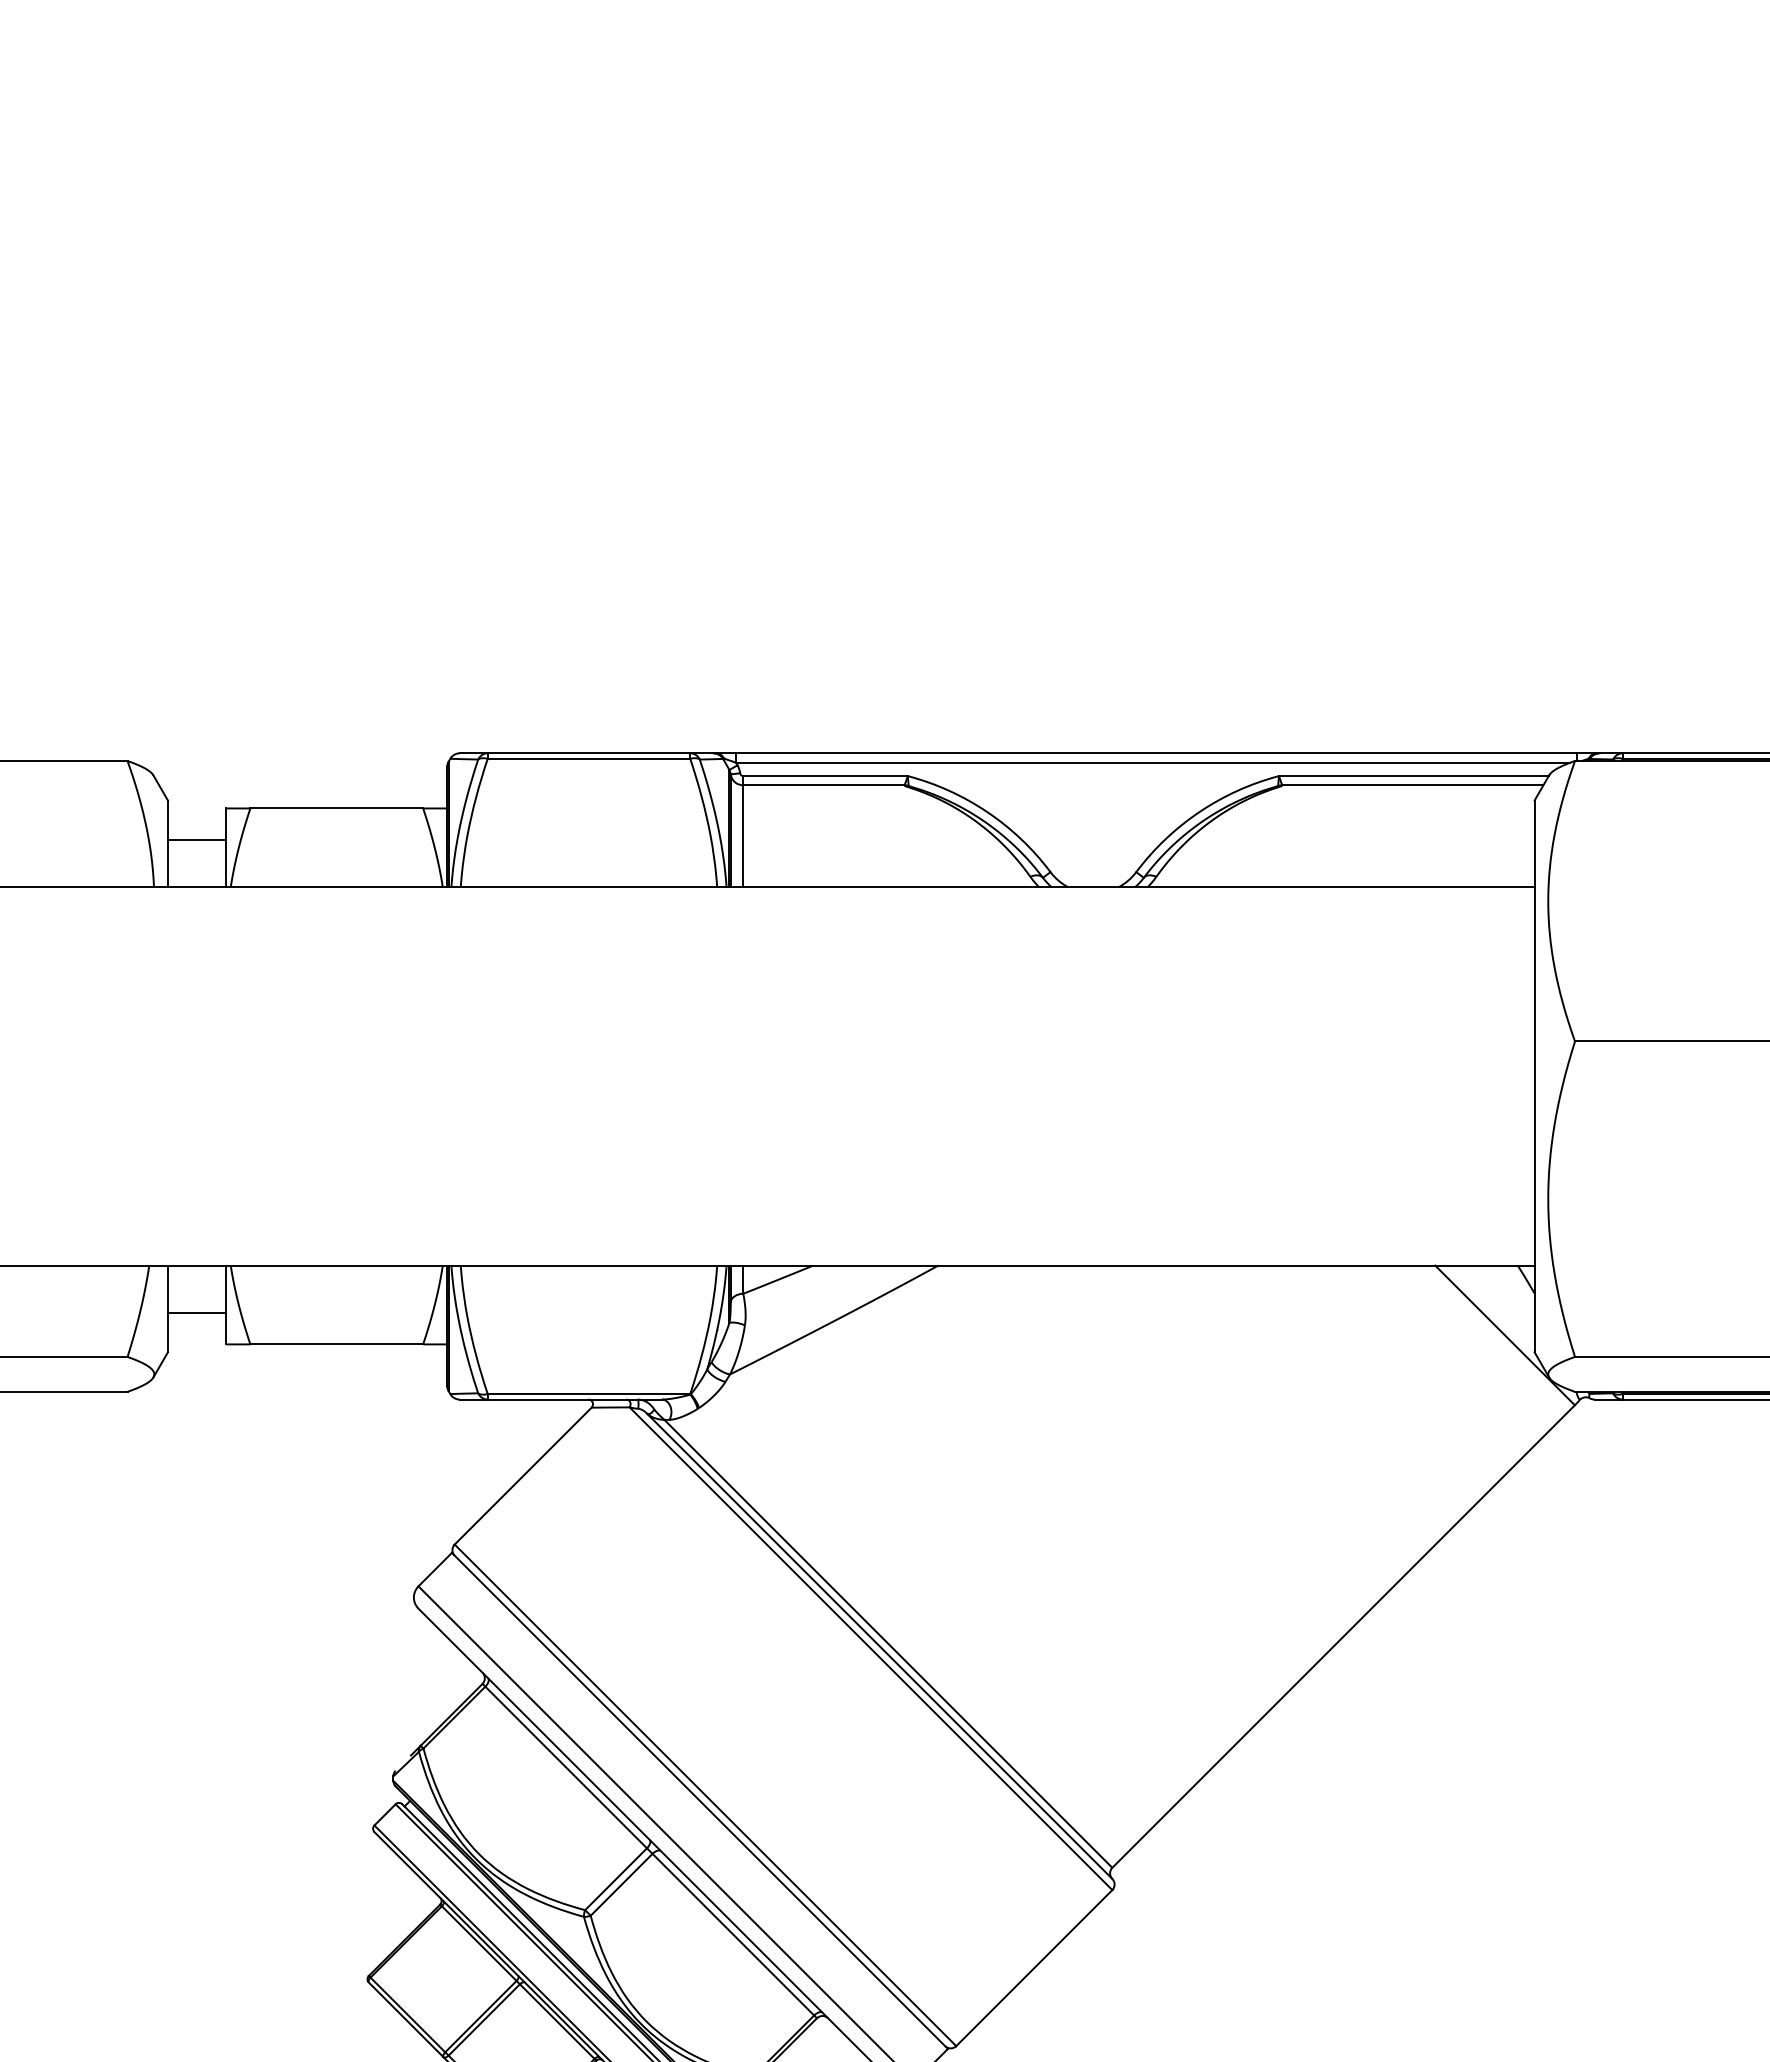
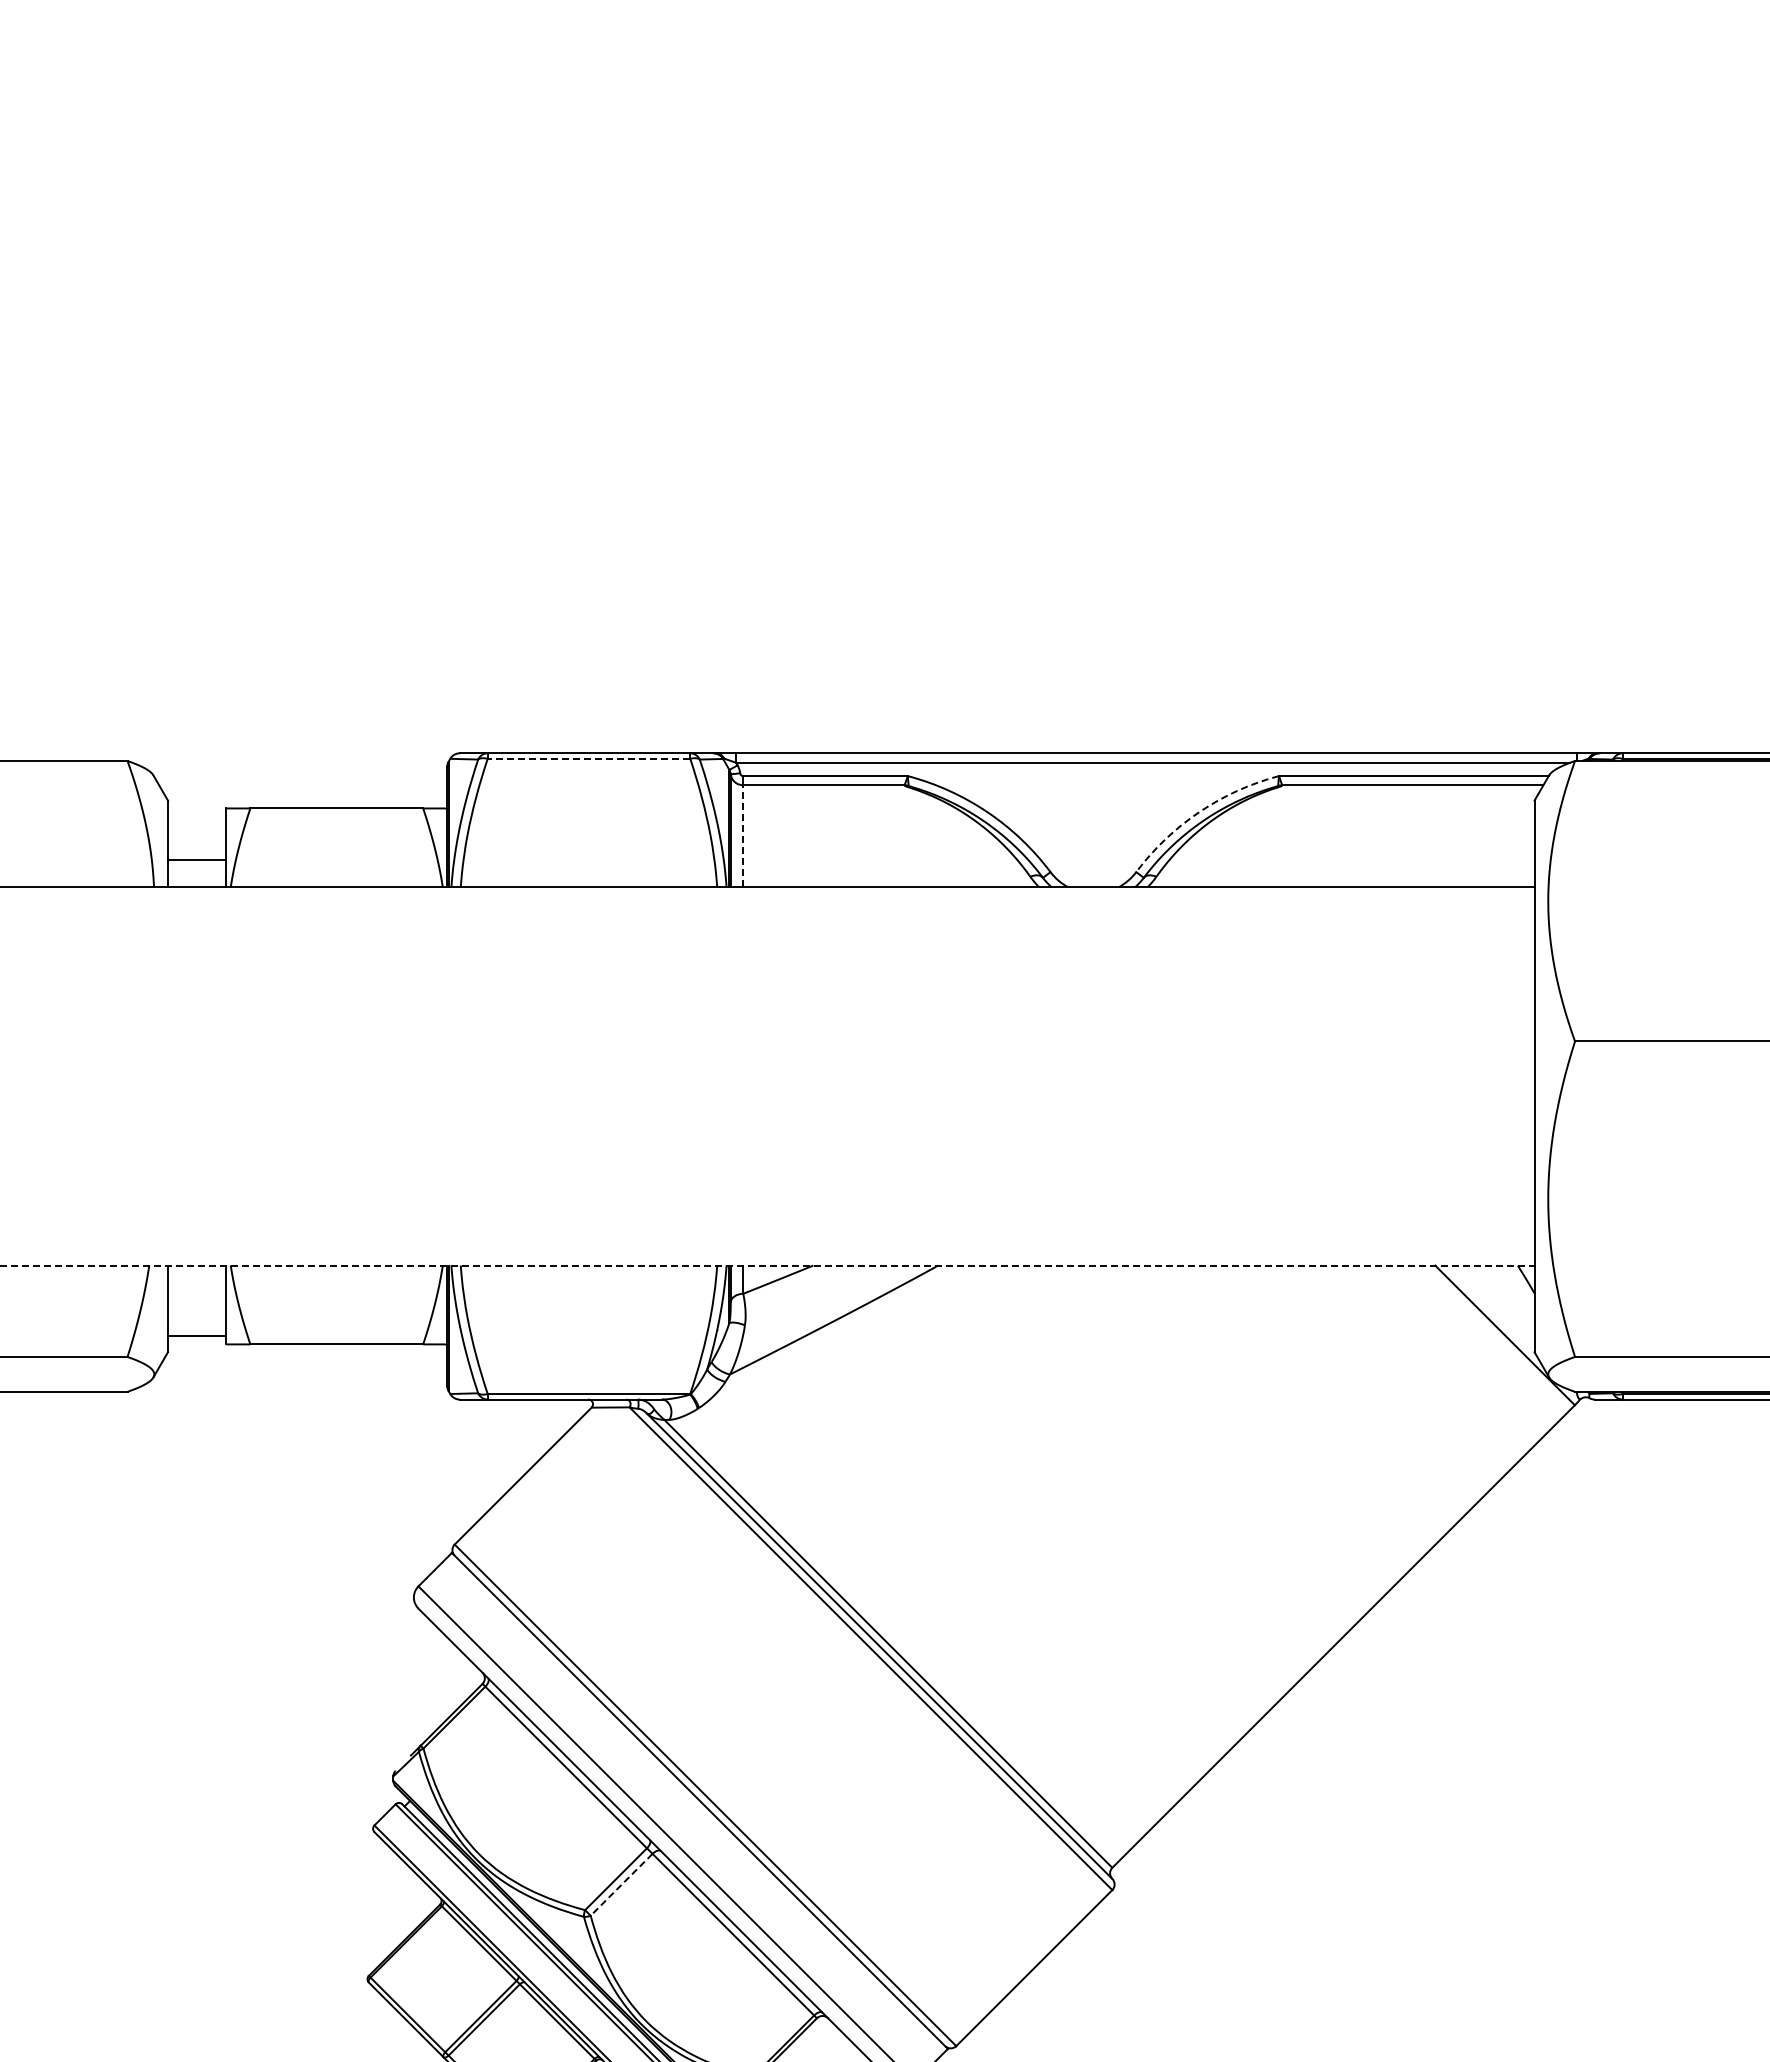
line: solid -> dashed (588, 758)
arc: solid -> dashed (1199, 812)
line: solid -> dashed (743, 836)
line position: (196, 839) -> (196, 859) (196, 859)
line: solid -> dashed (767, 1265)
line position: (196, 1312) -> (196, 1335) (196, 1335)
line: solid -> dashed (621, 1884)
